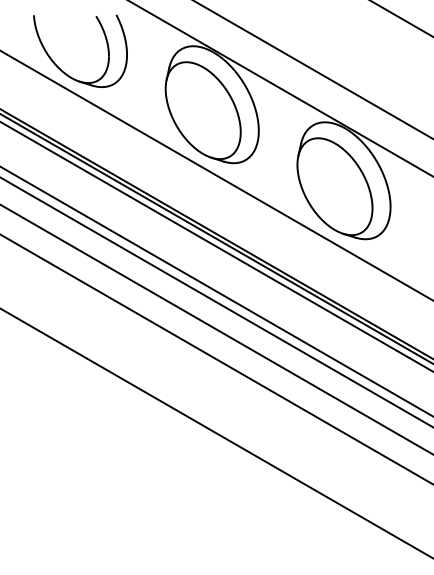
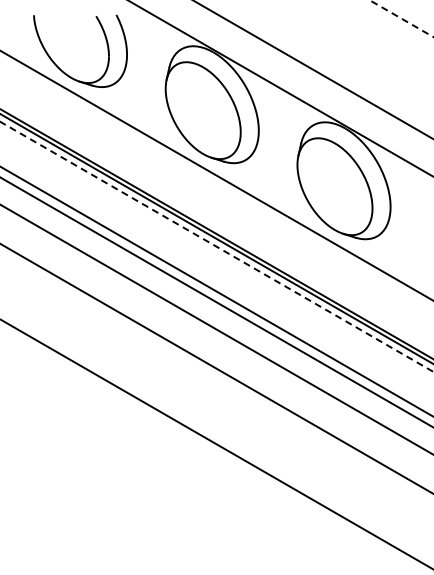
line: solid -> dashed (401, 18)
line: solid -> dashed (217, 247)
line position: (216, 358) -> (216, 367) (216, 367)
line position: (216, 432) -> (216, 443) (216, 443)
